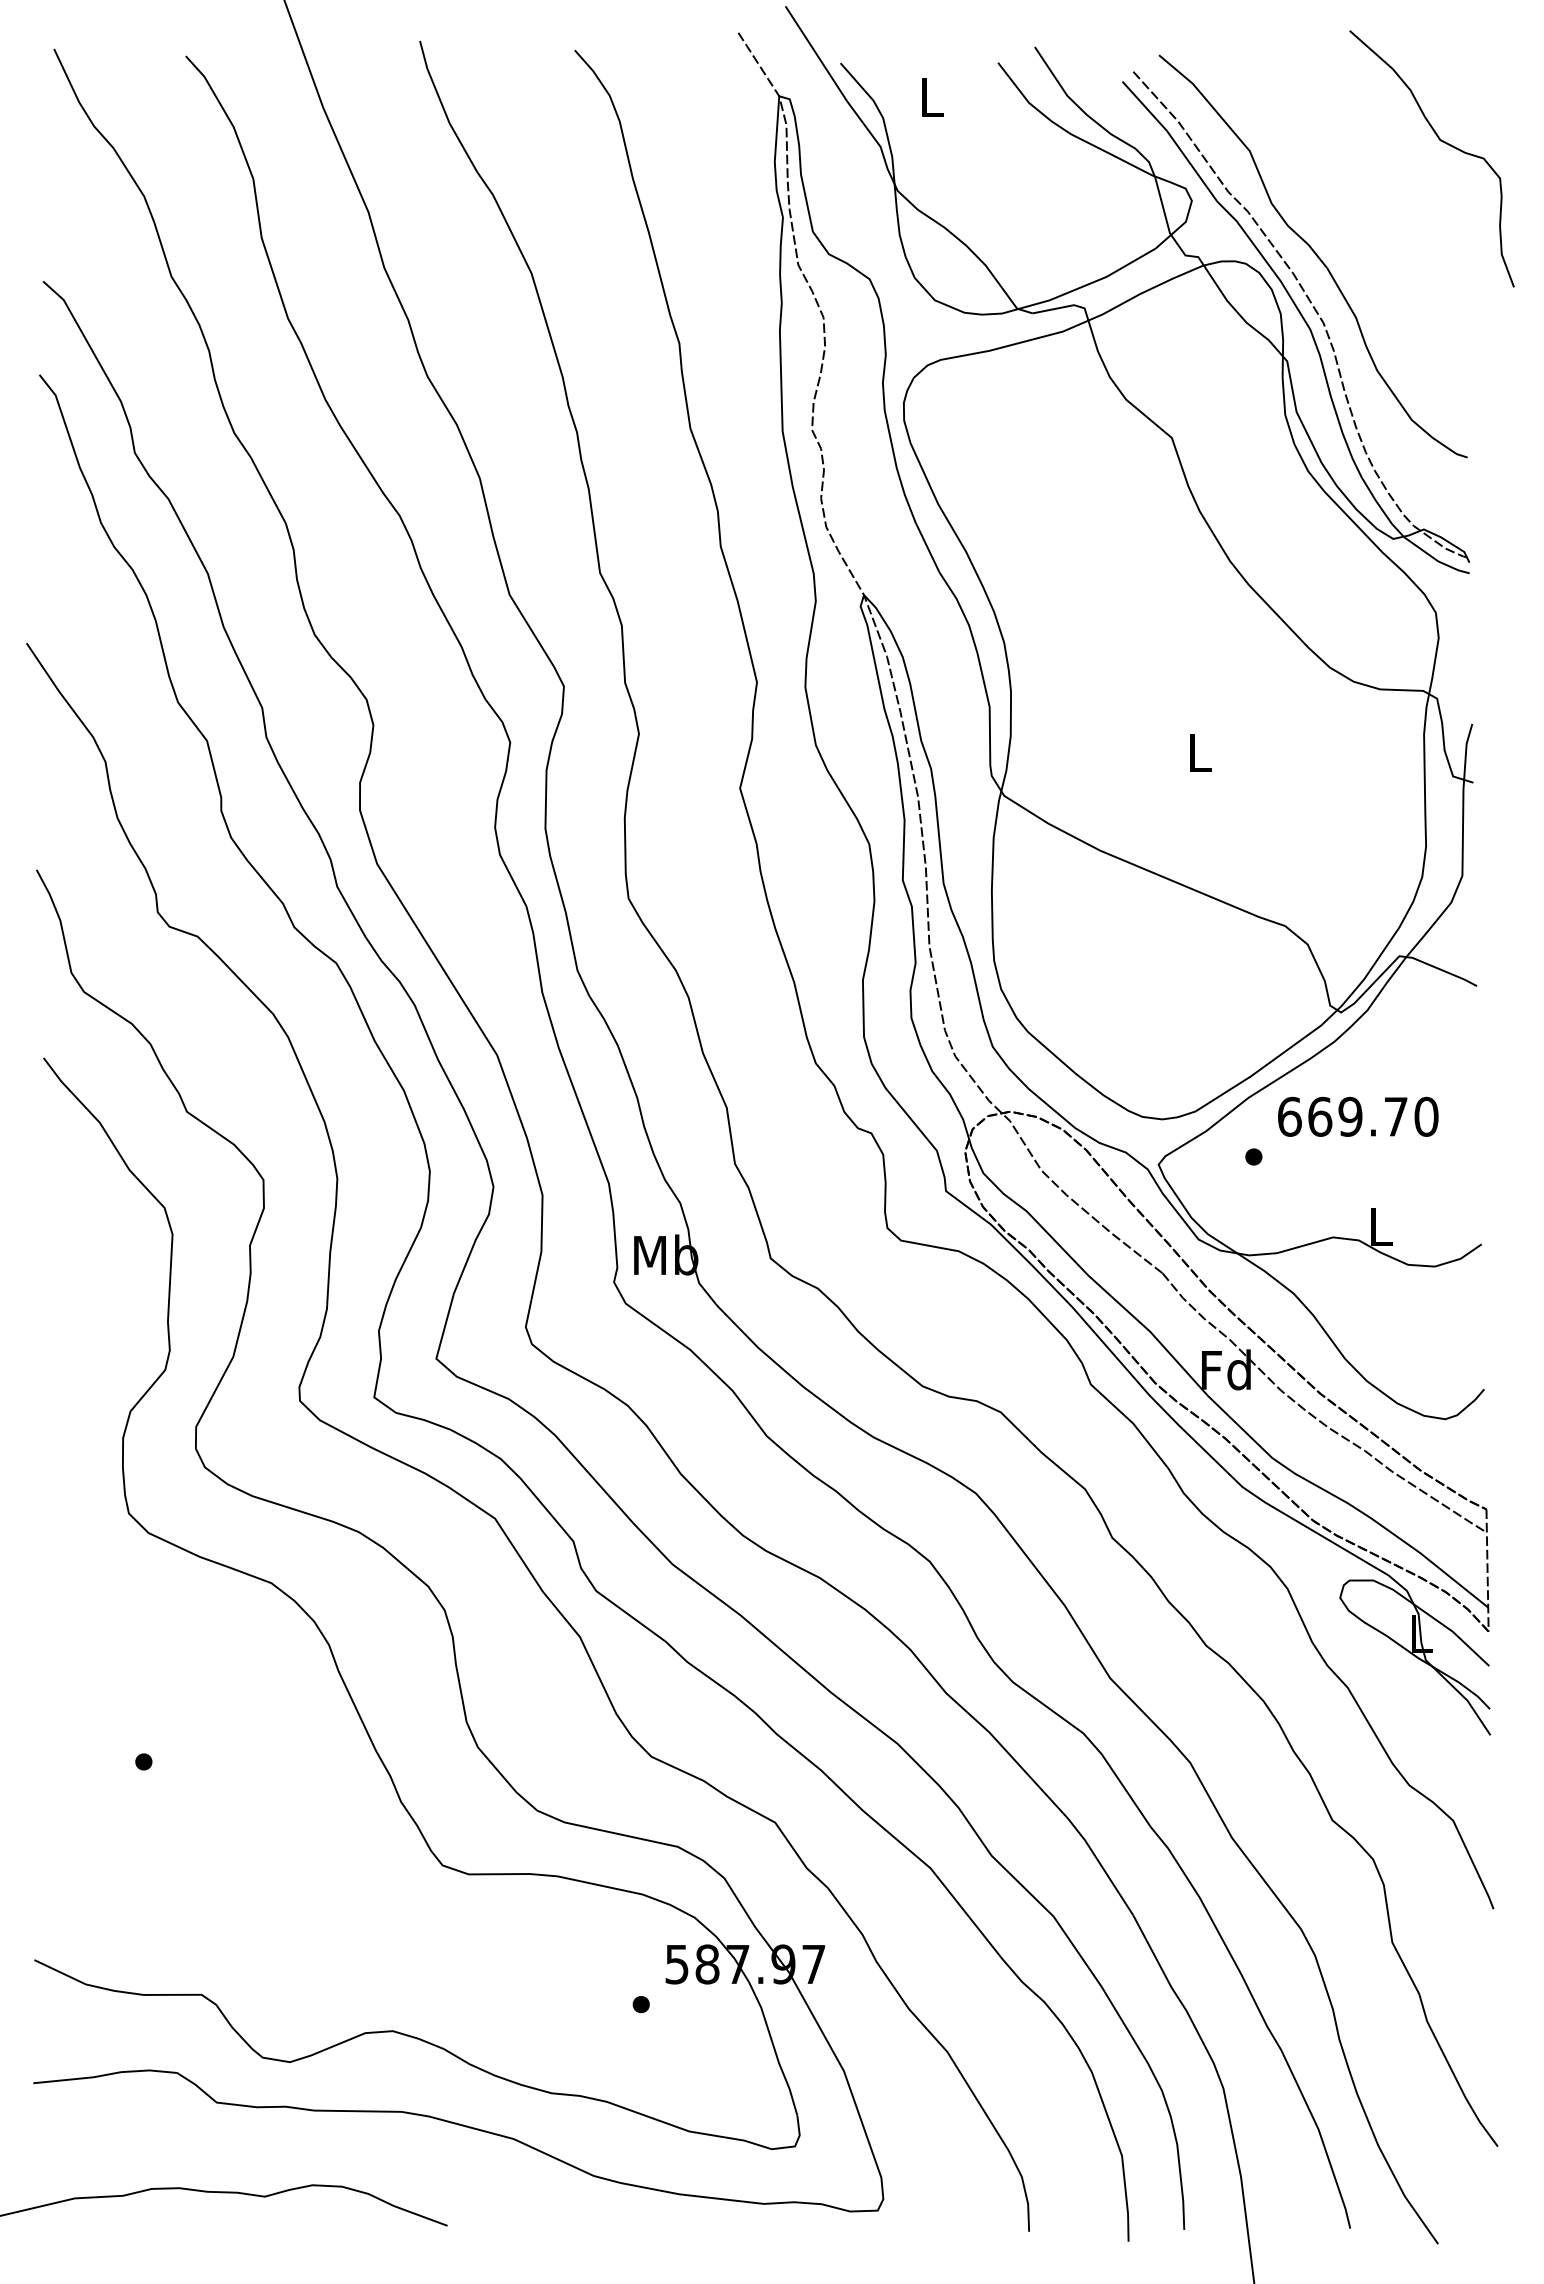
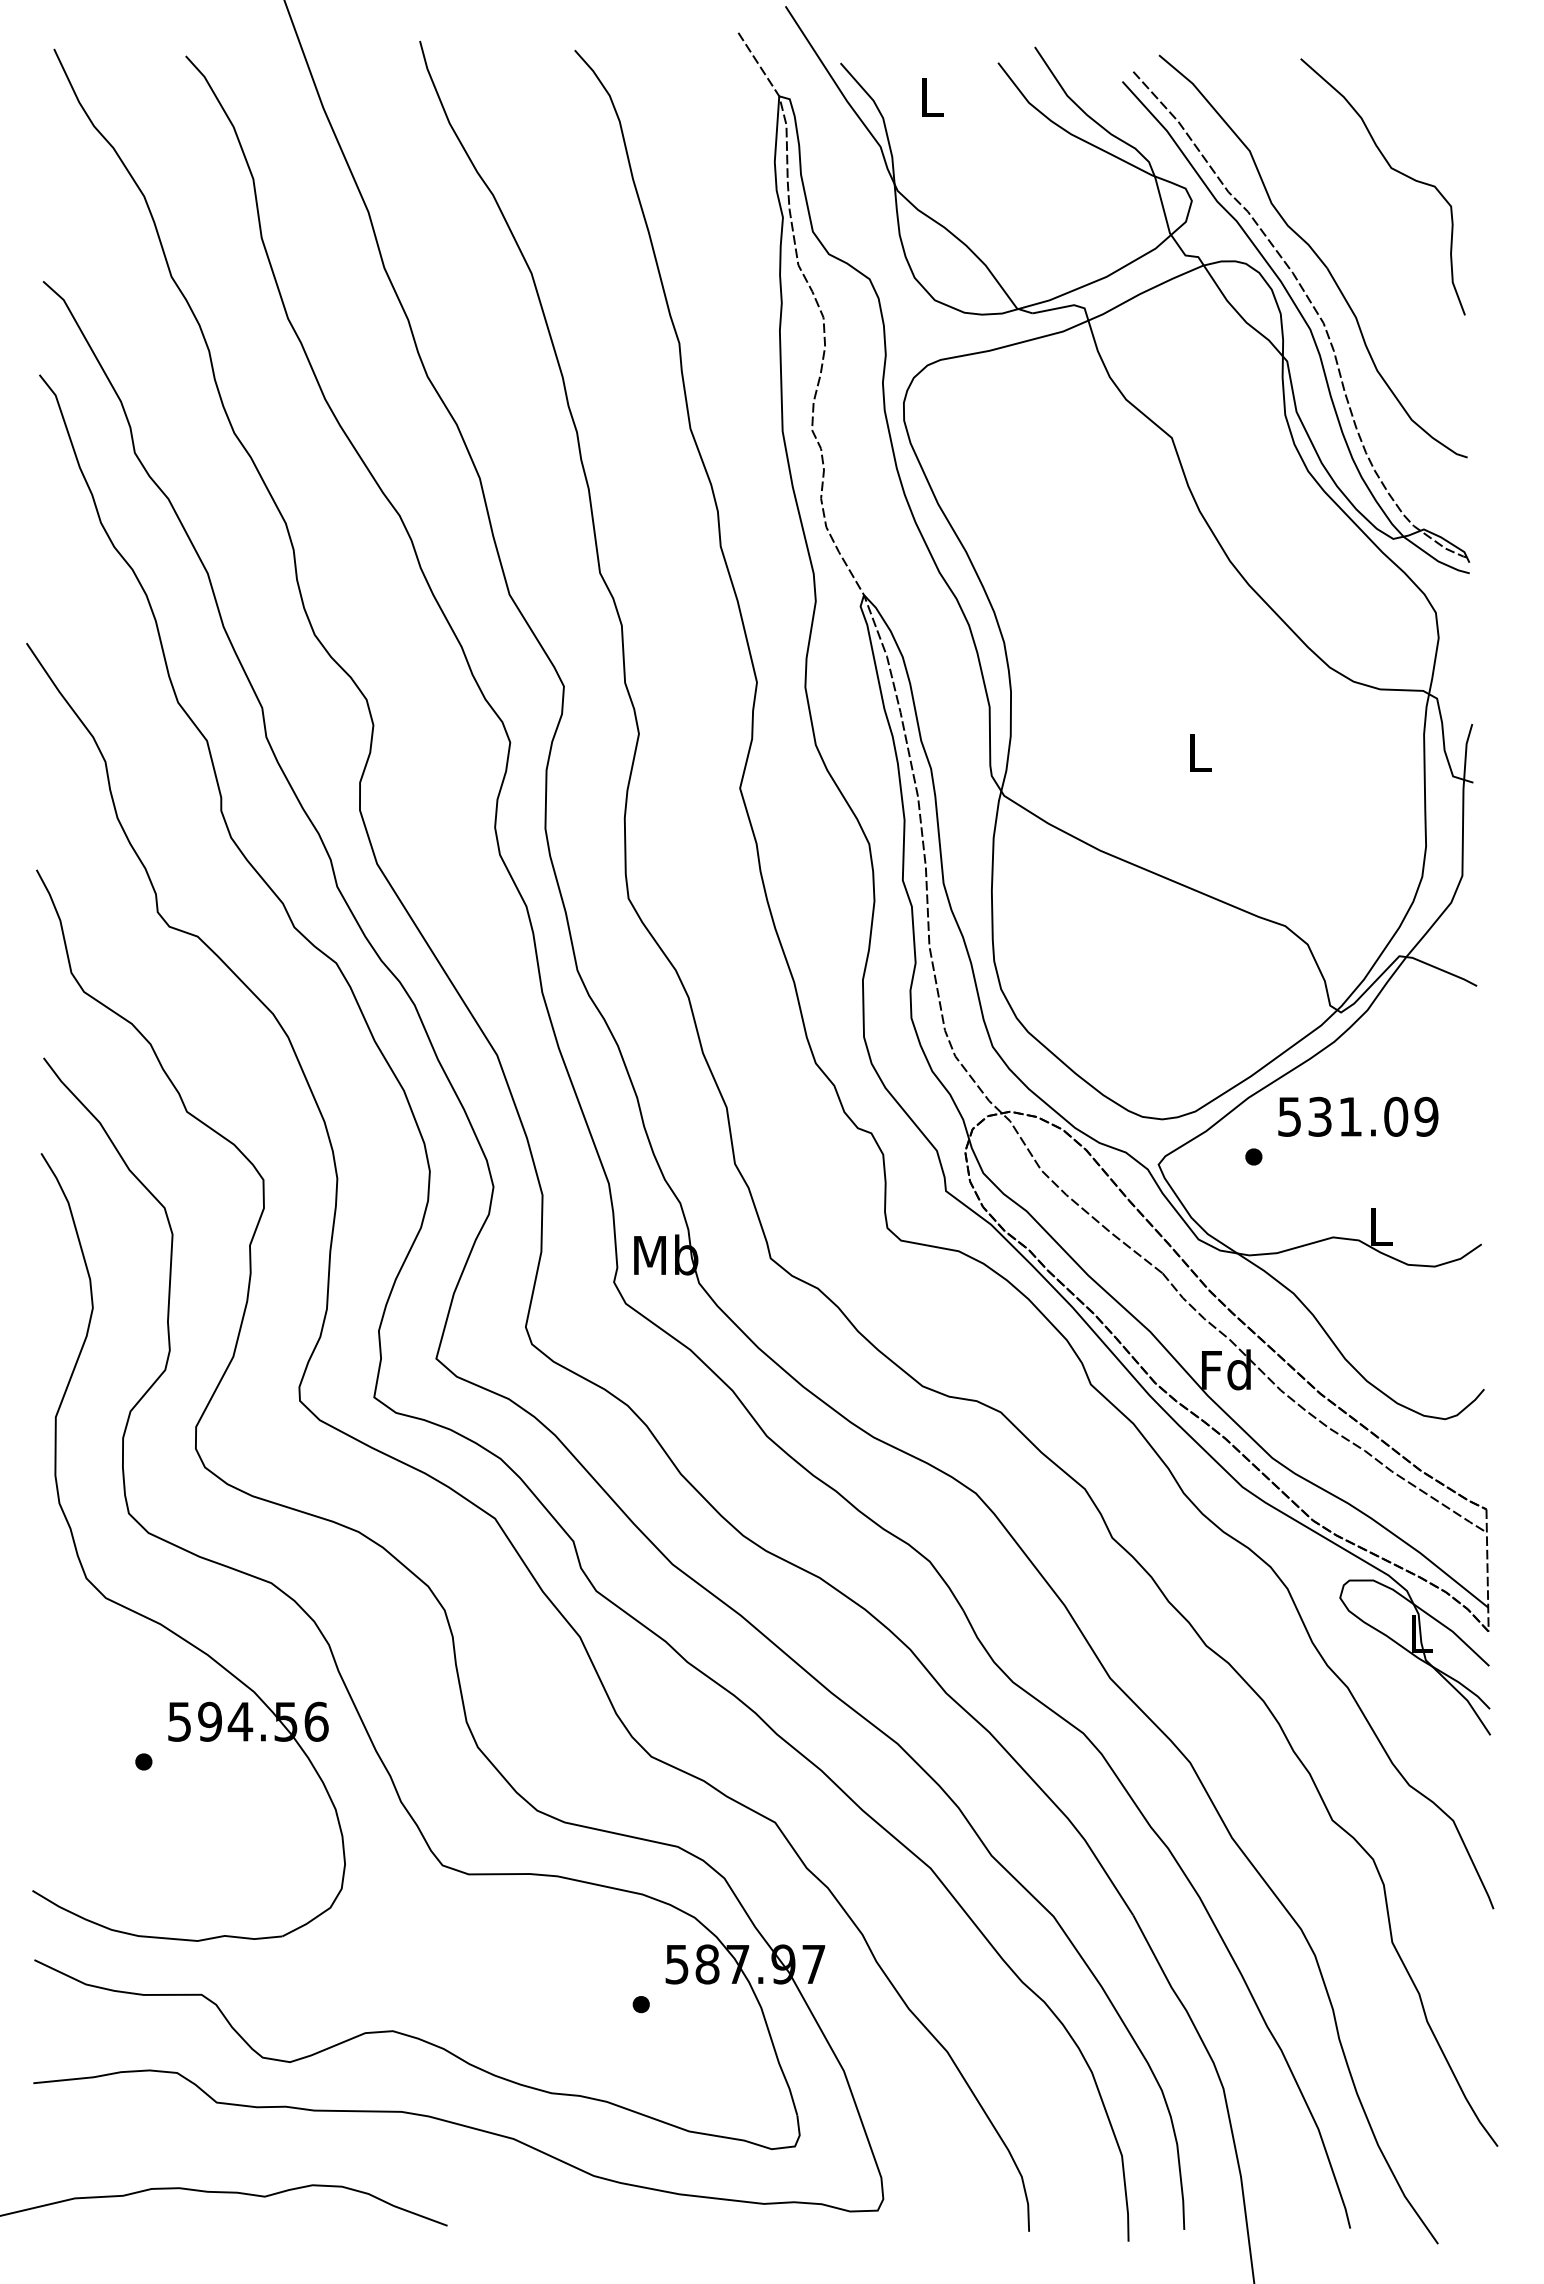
curve position: (1440, 141) -> (1391, 169) (1391, 169)
text: 669.70 -> 531.09 (1358, 1116)
part: none -> present (153, 1619)
